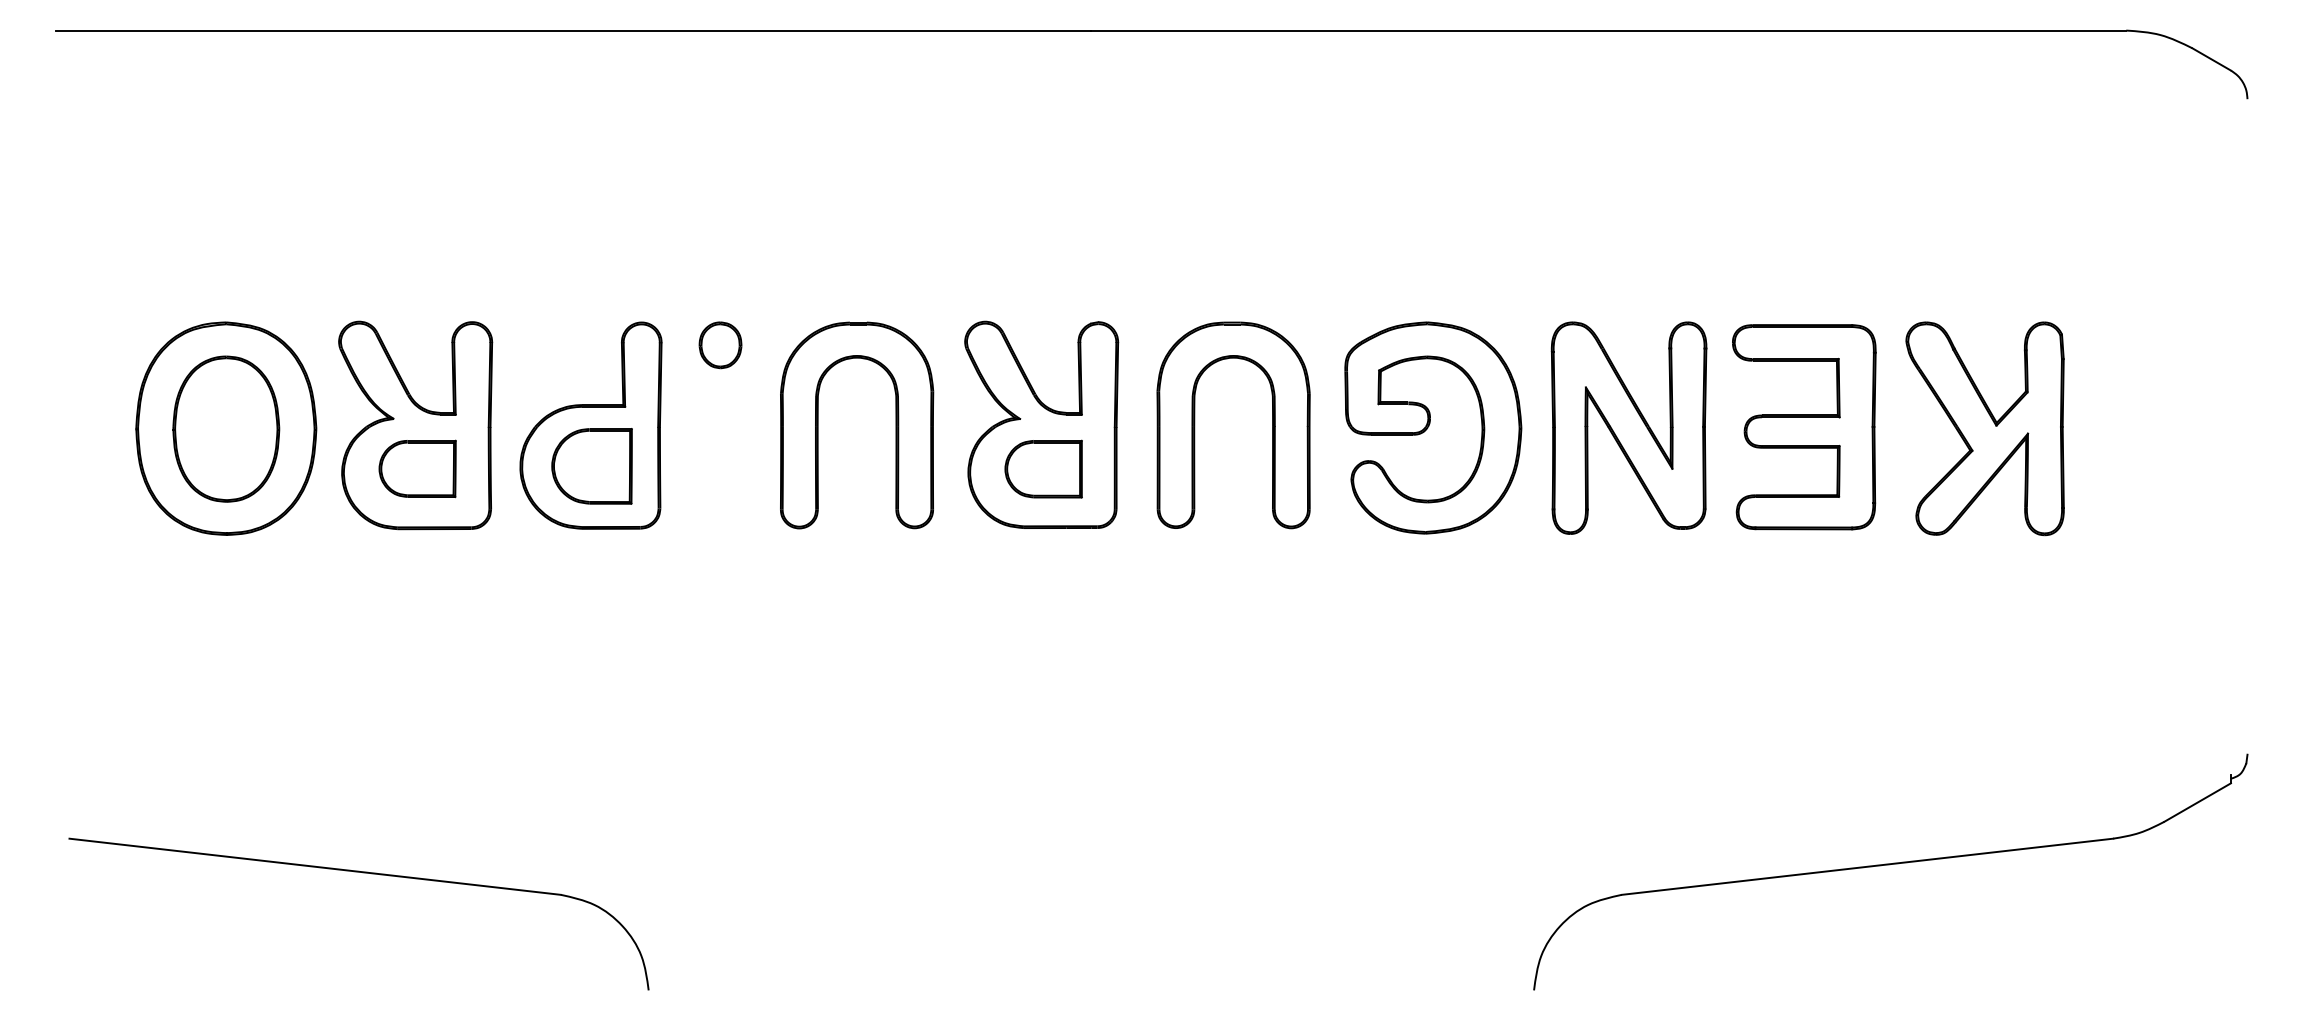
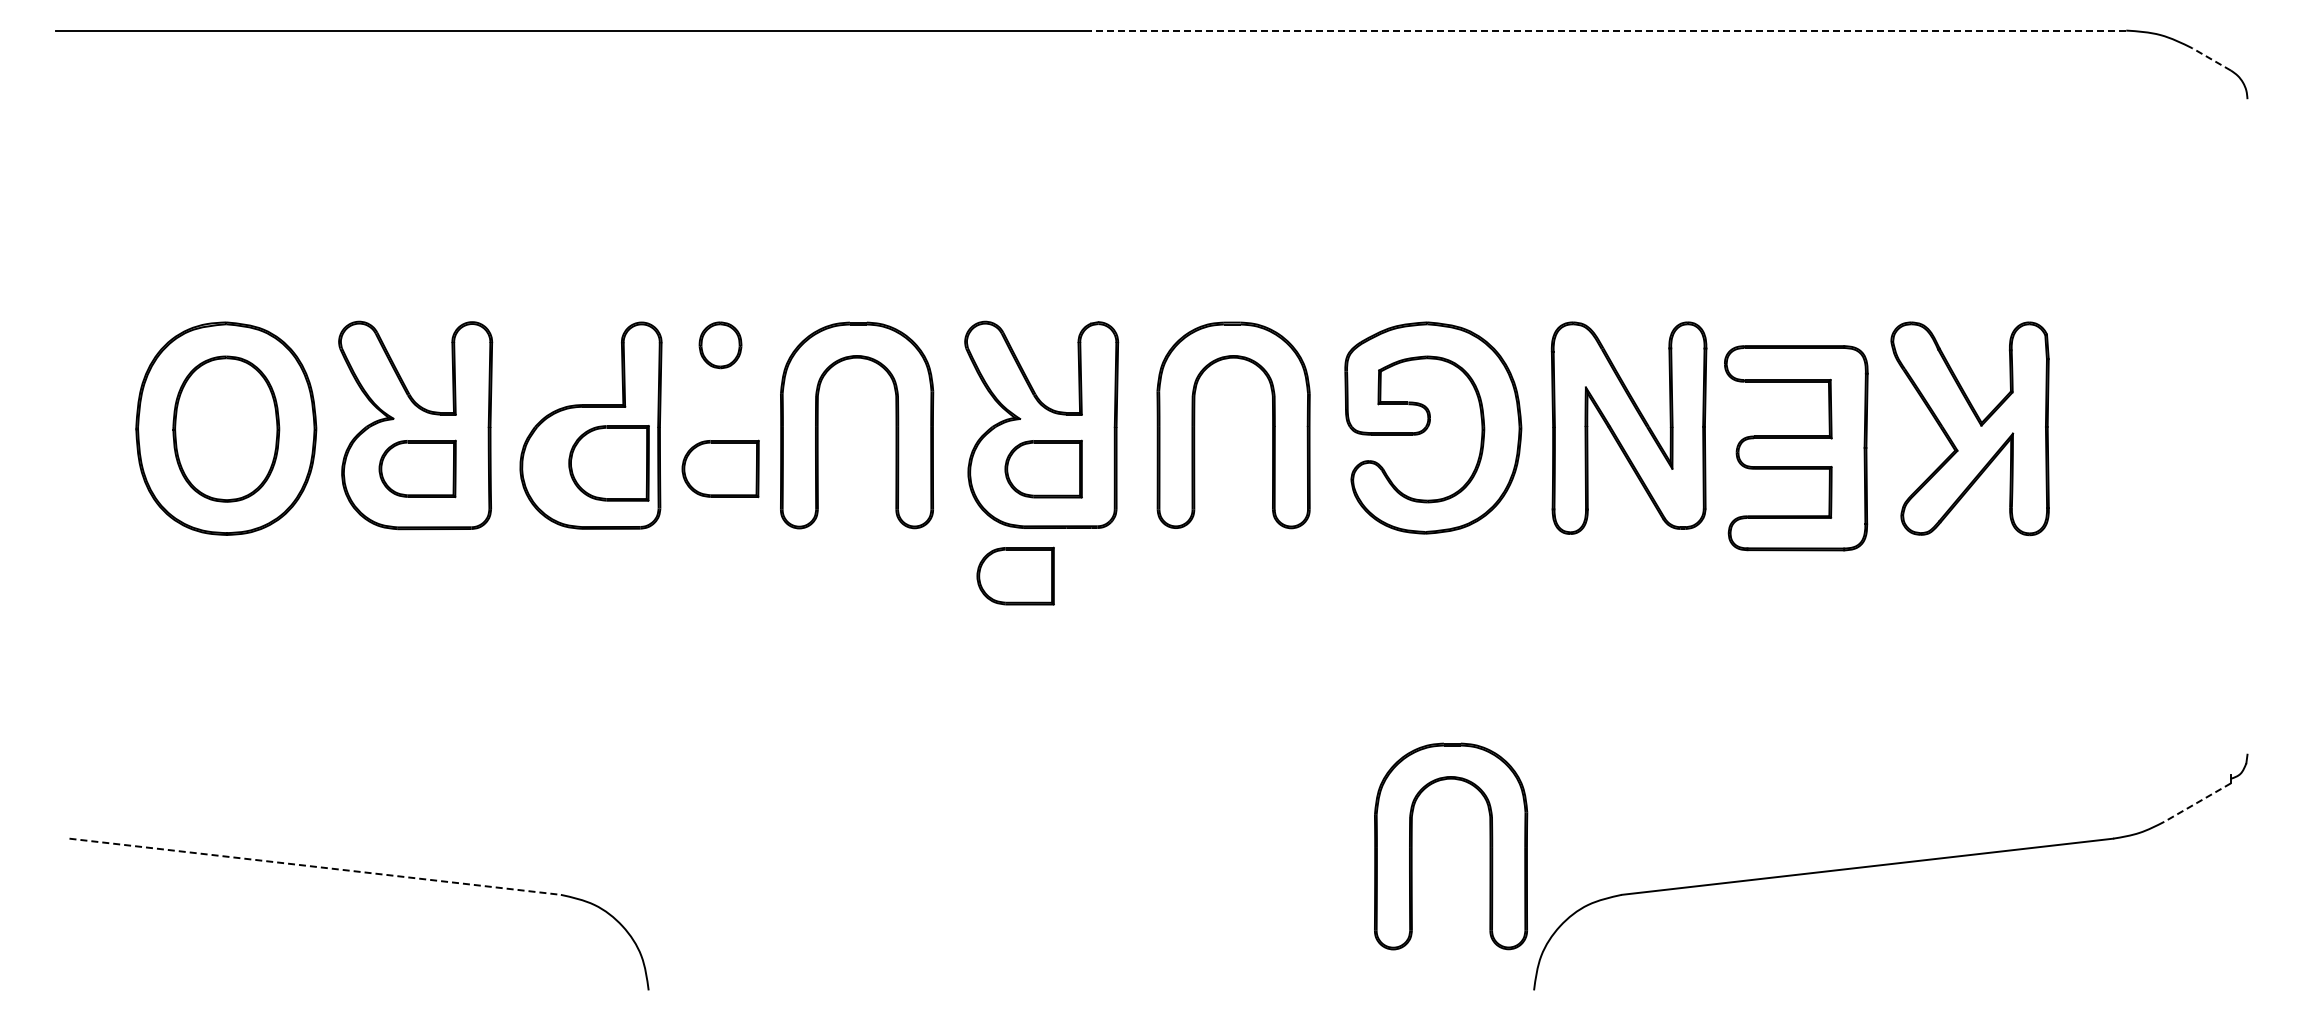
line: solid -> dashed (1608, 30)
line: solid -> dashed (2211, 59)
part position: (1804, 427) -> (1796, 448) (1796, 448)
part position: (1984, 428) -> (1969, 428) (1969, 428)
part position: (591, 466) -> (608, 463) (608, 463)
part: none -> present (720, 468)
part: none -> present (1015, 575)
line: solid -> dashed (2197, 802)
part: none -> present (1489, 846)
line: solid -> dashed (315, 866)
